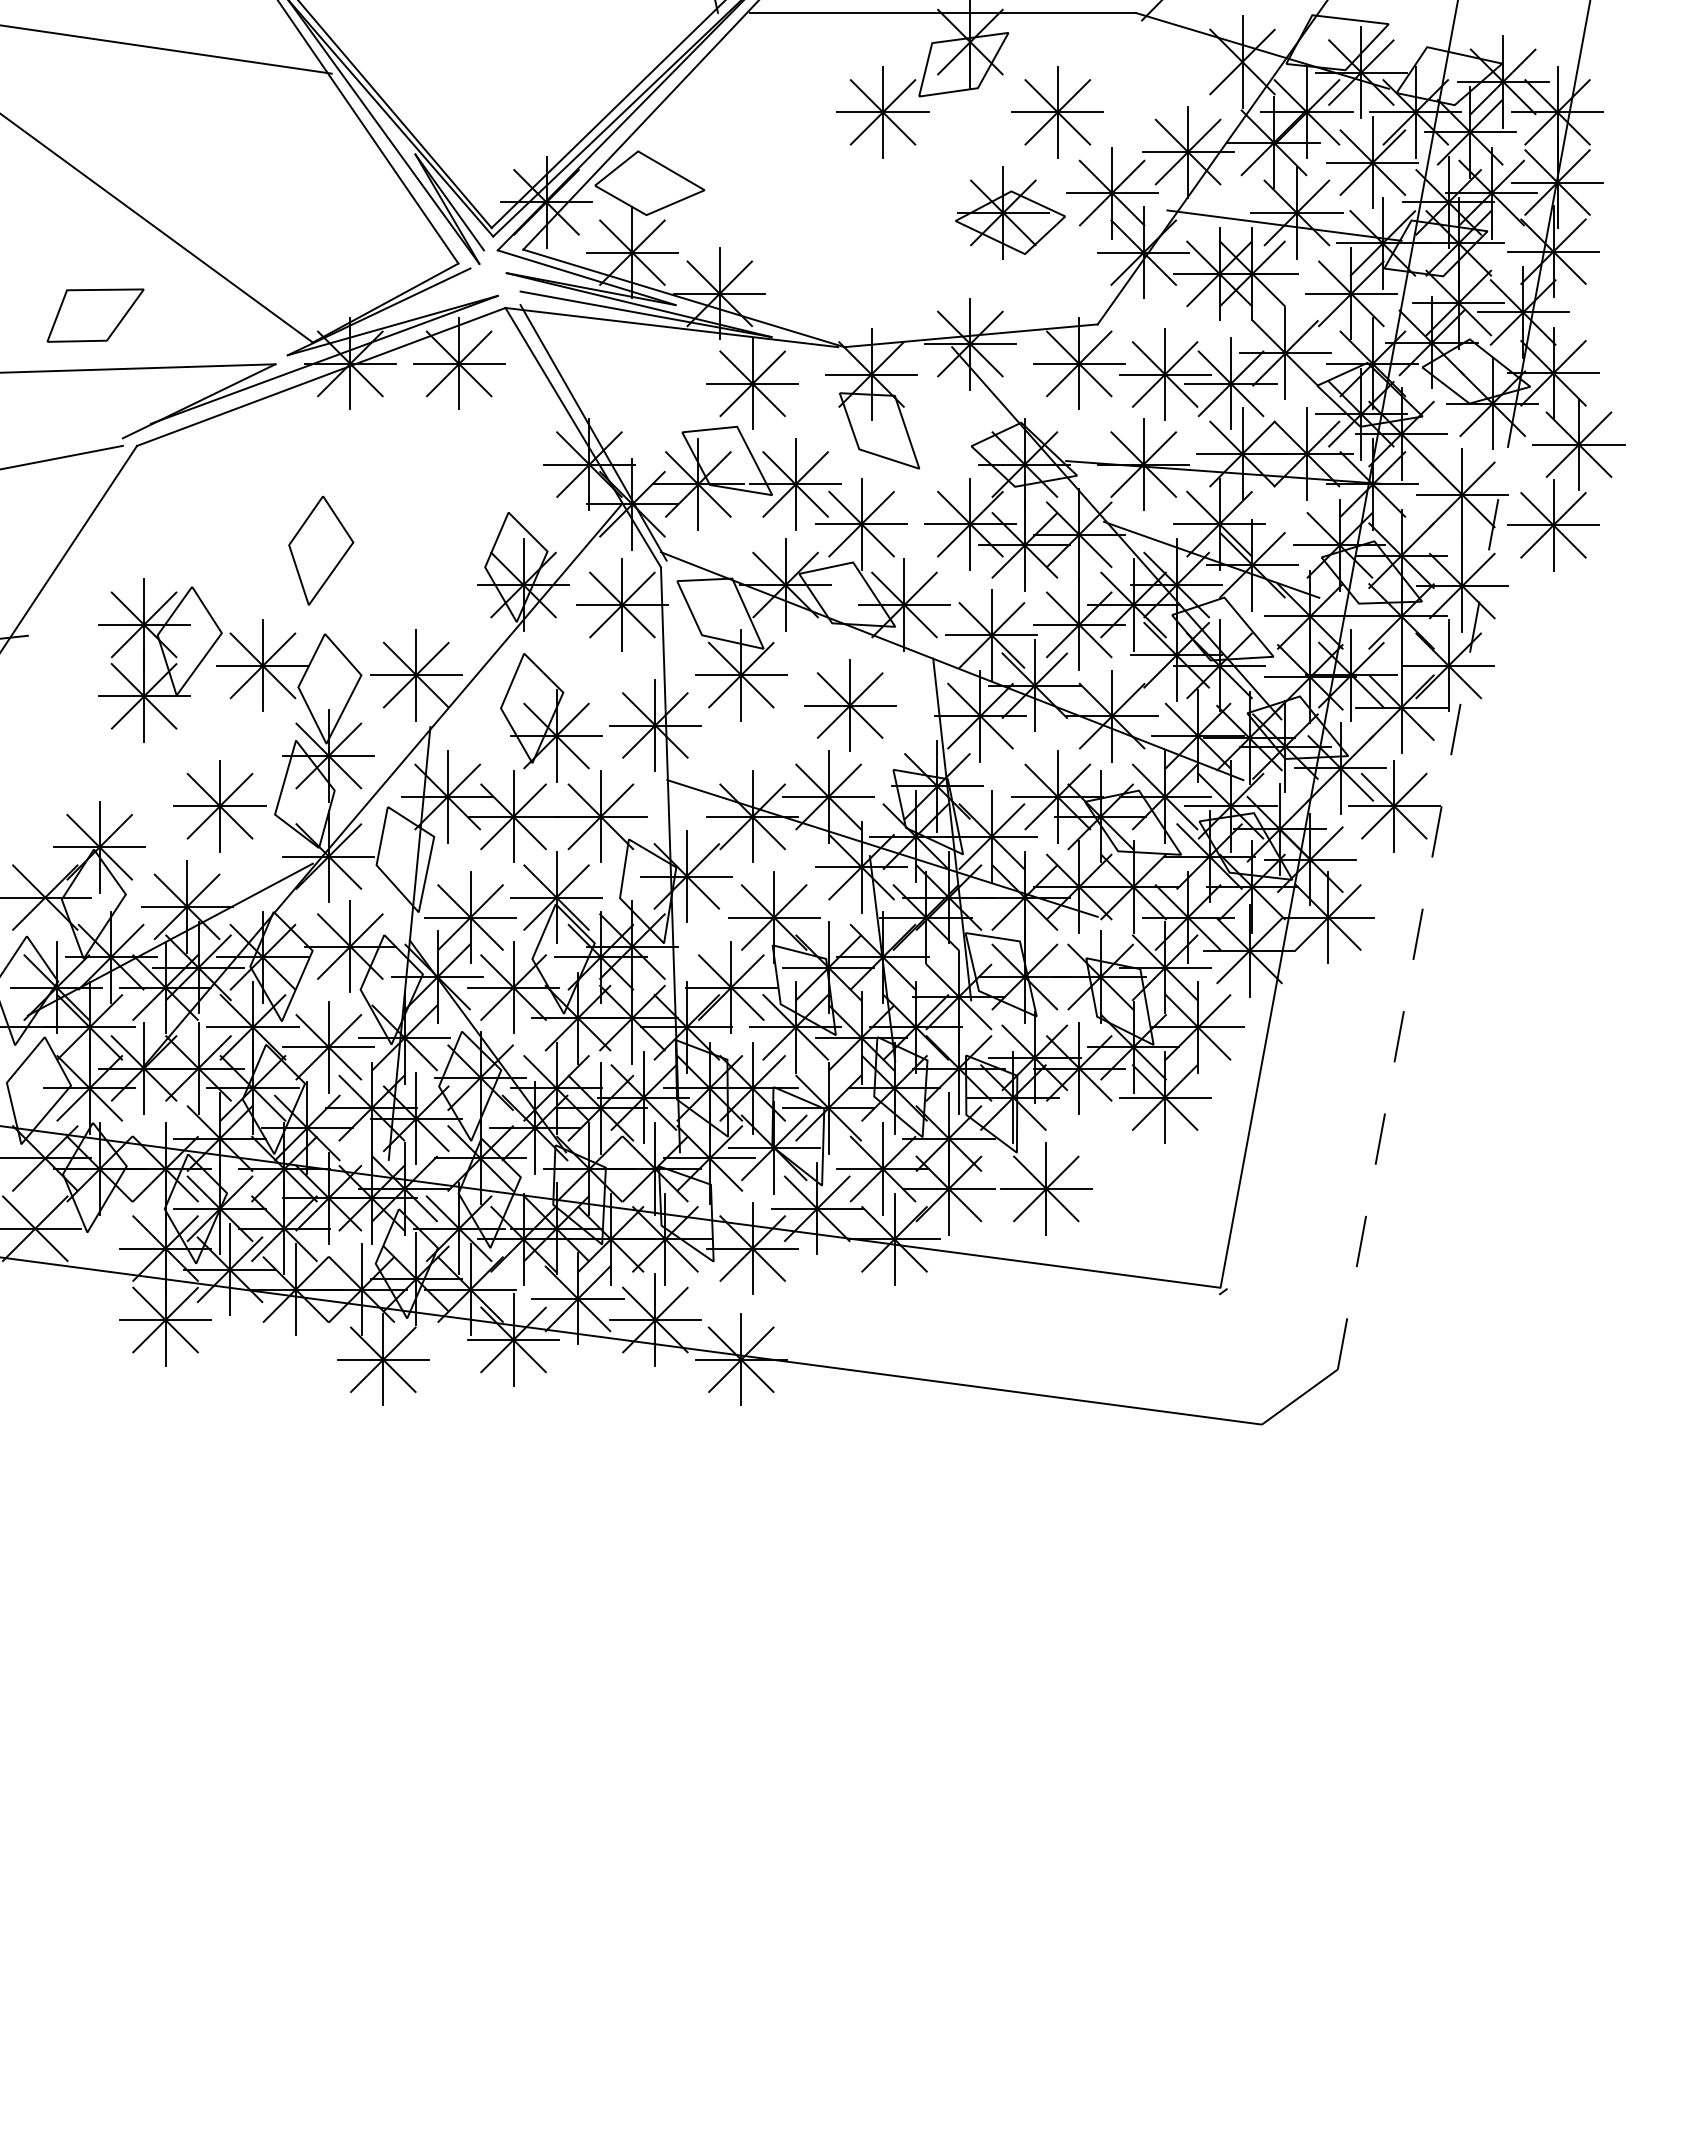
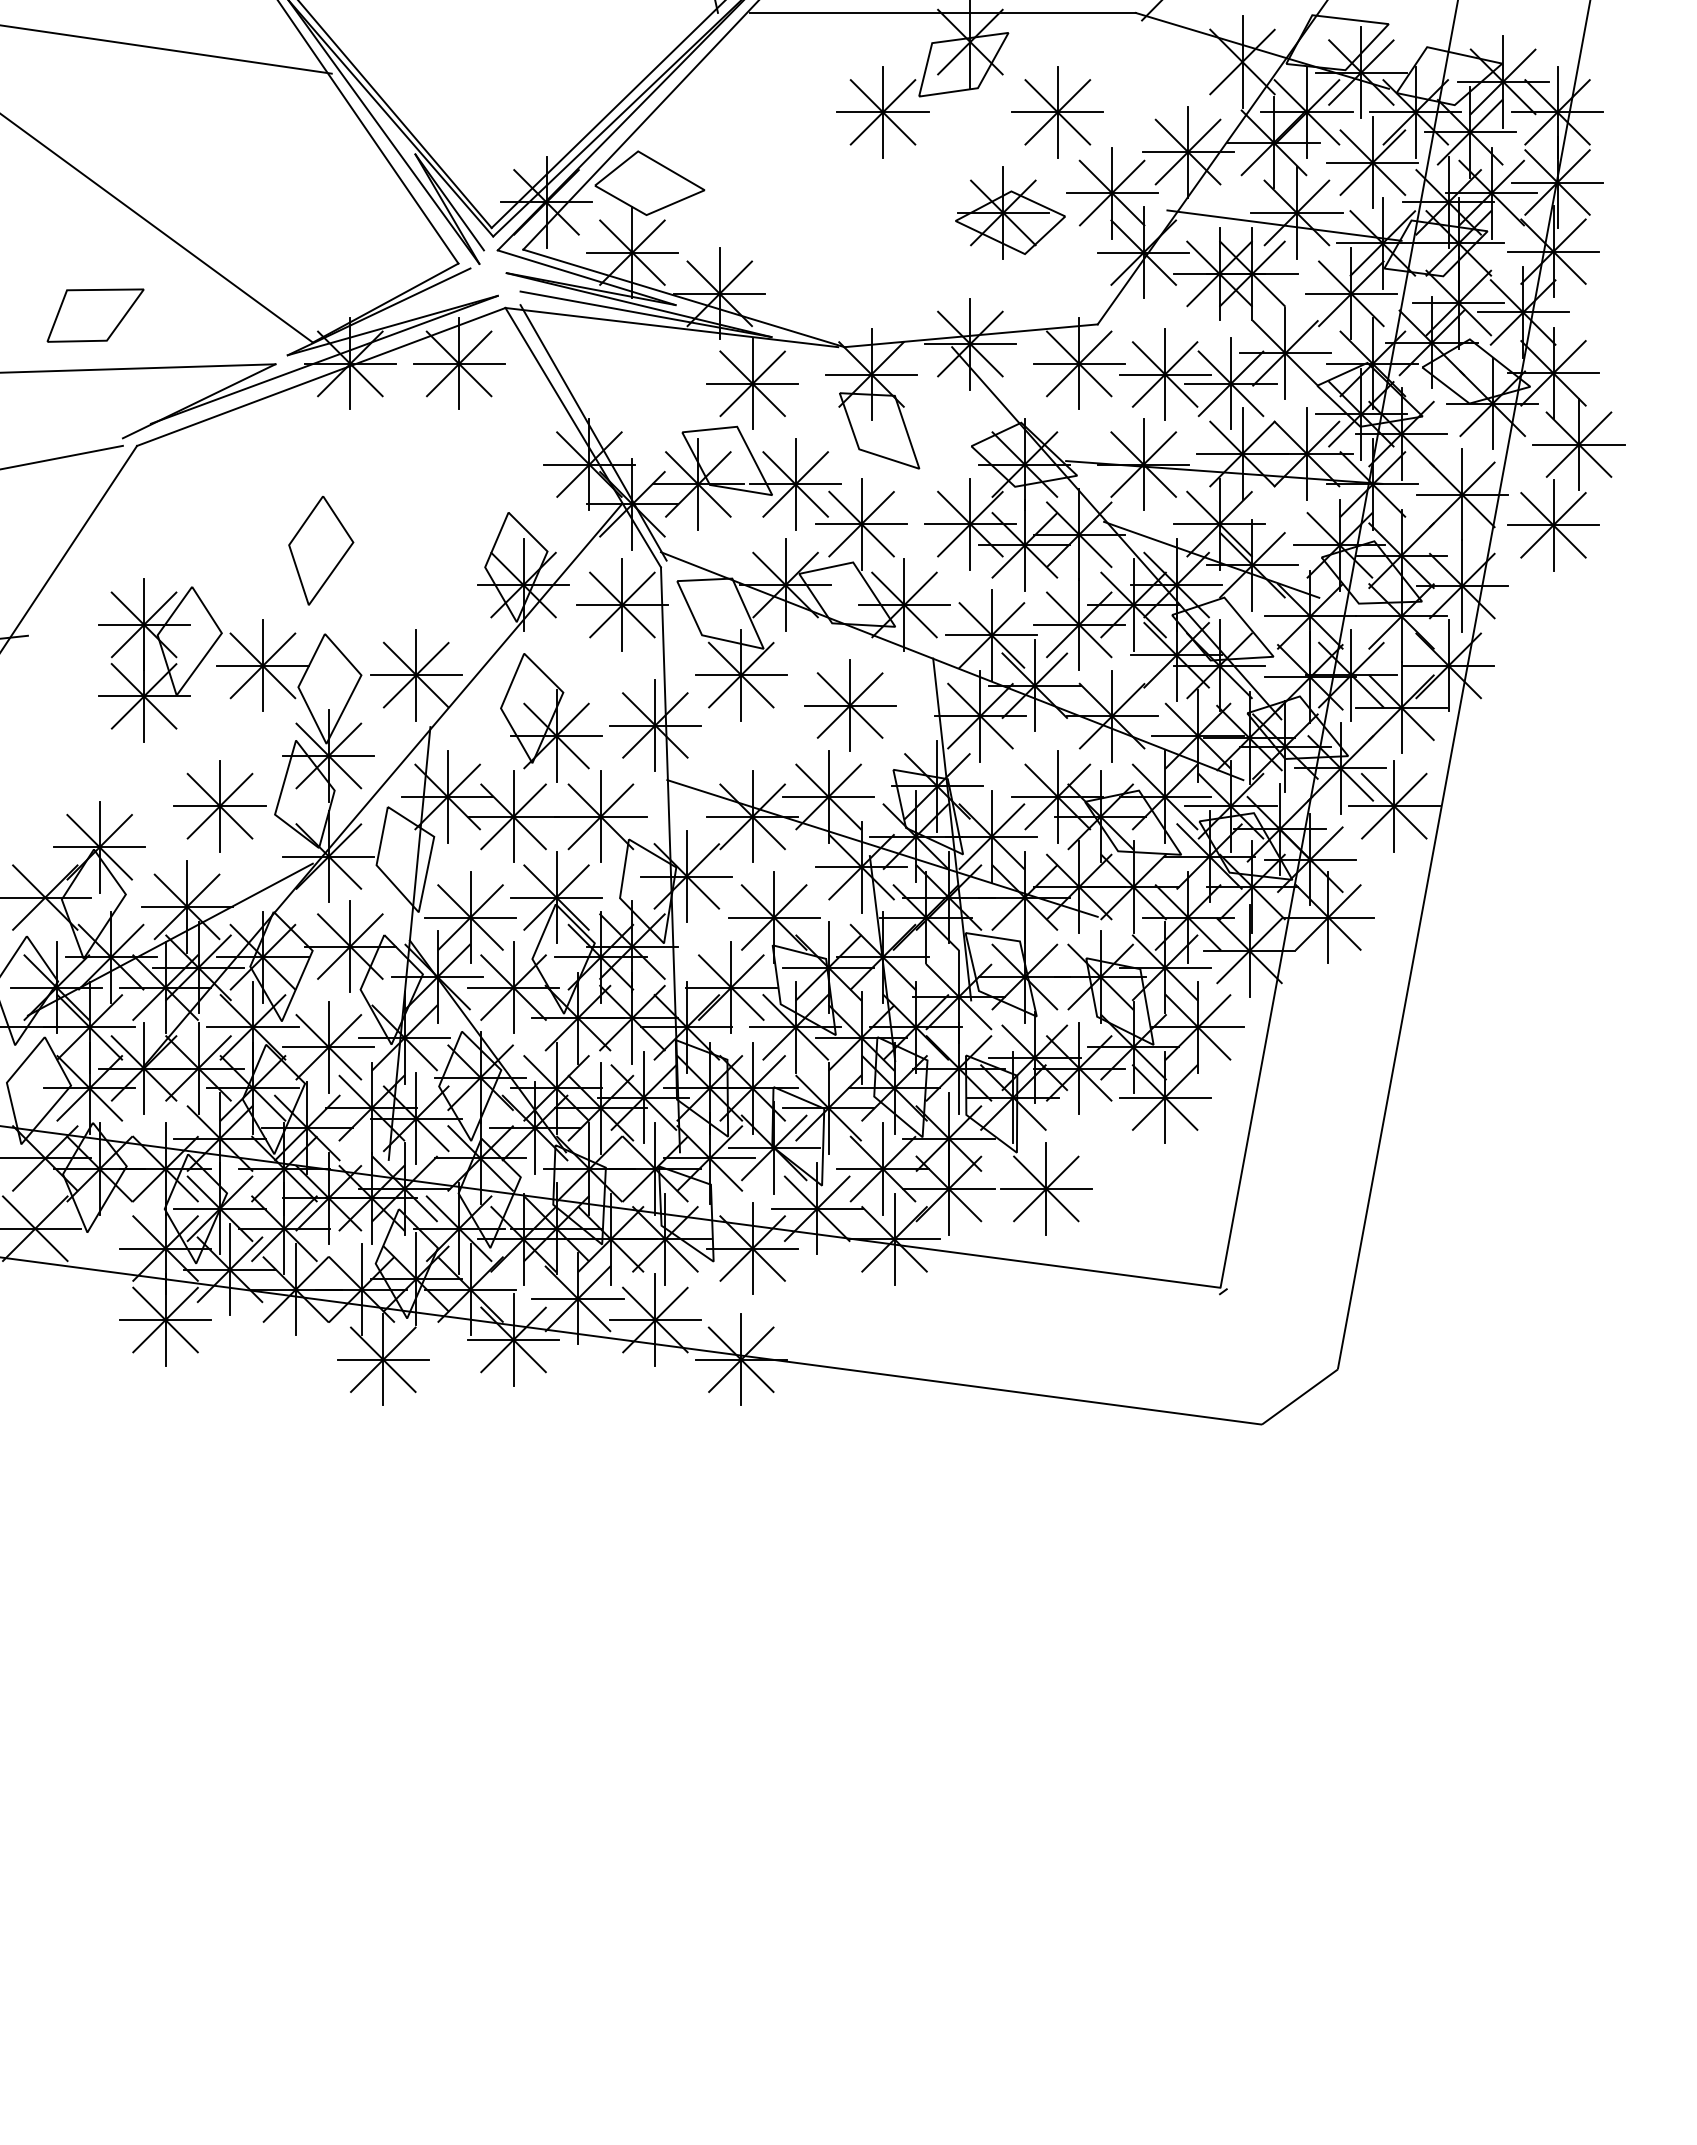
line: dashed -> solid (1427, 886)
